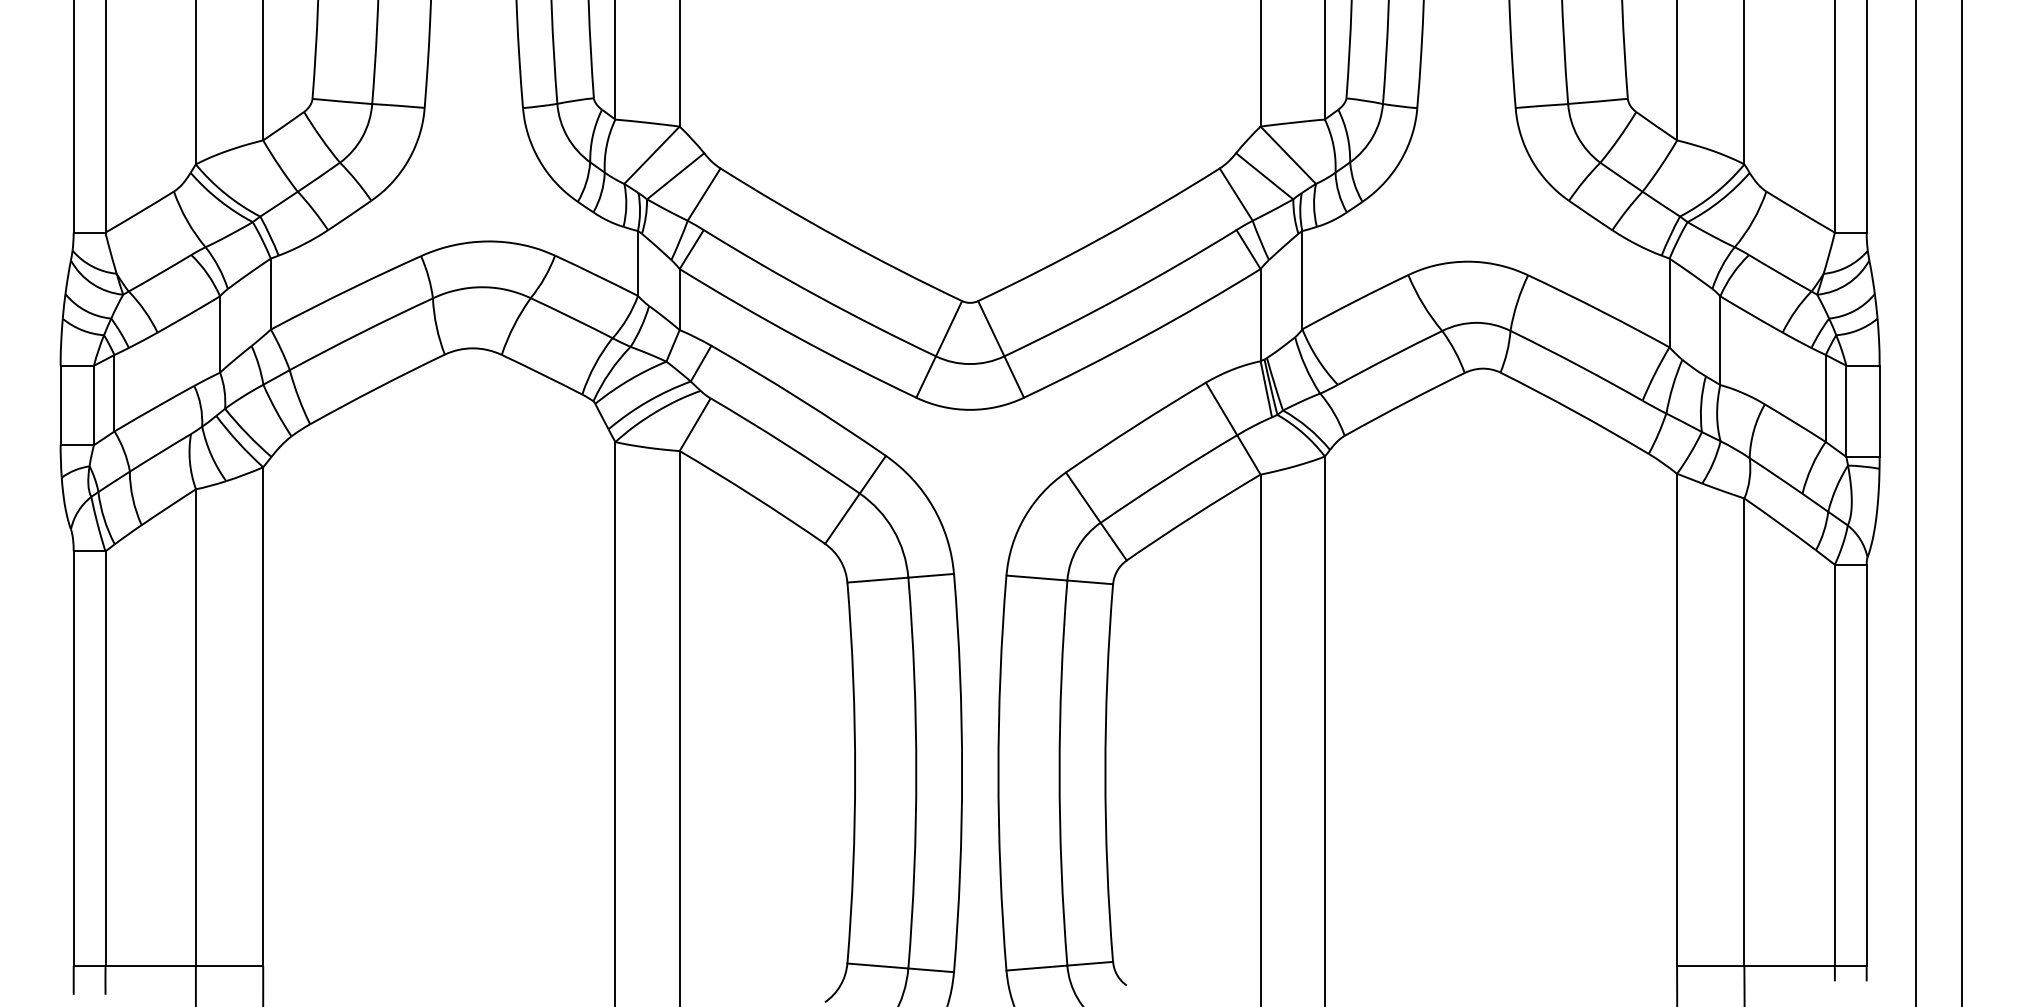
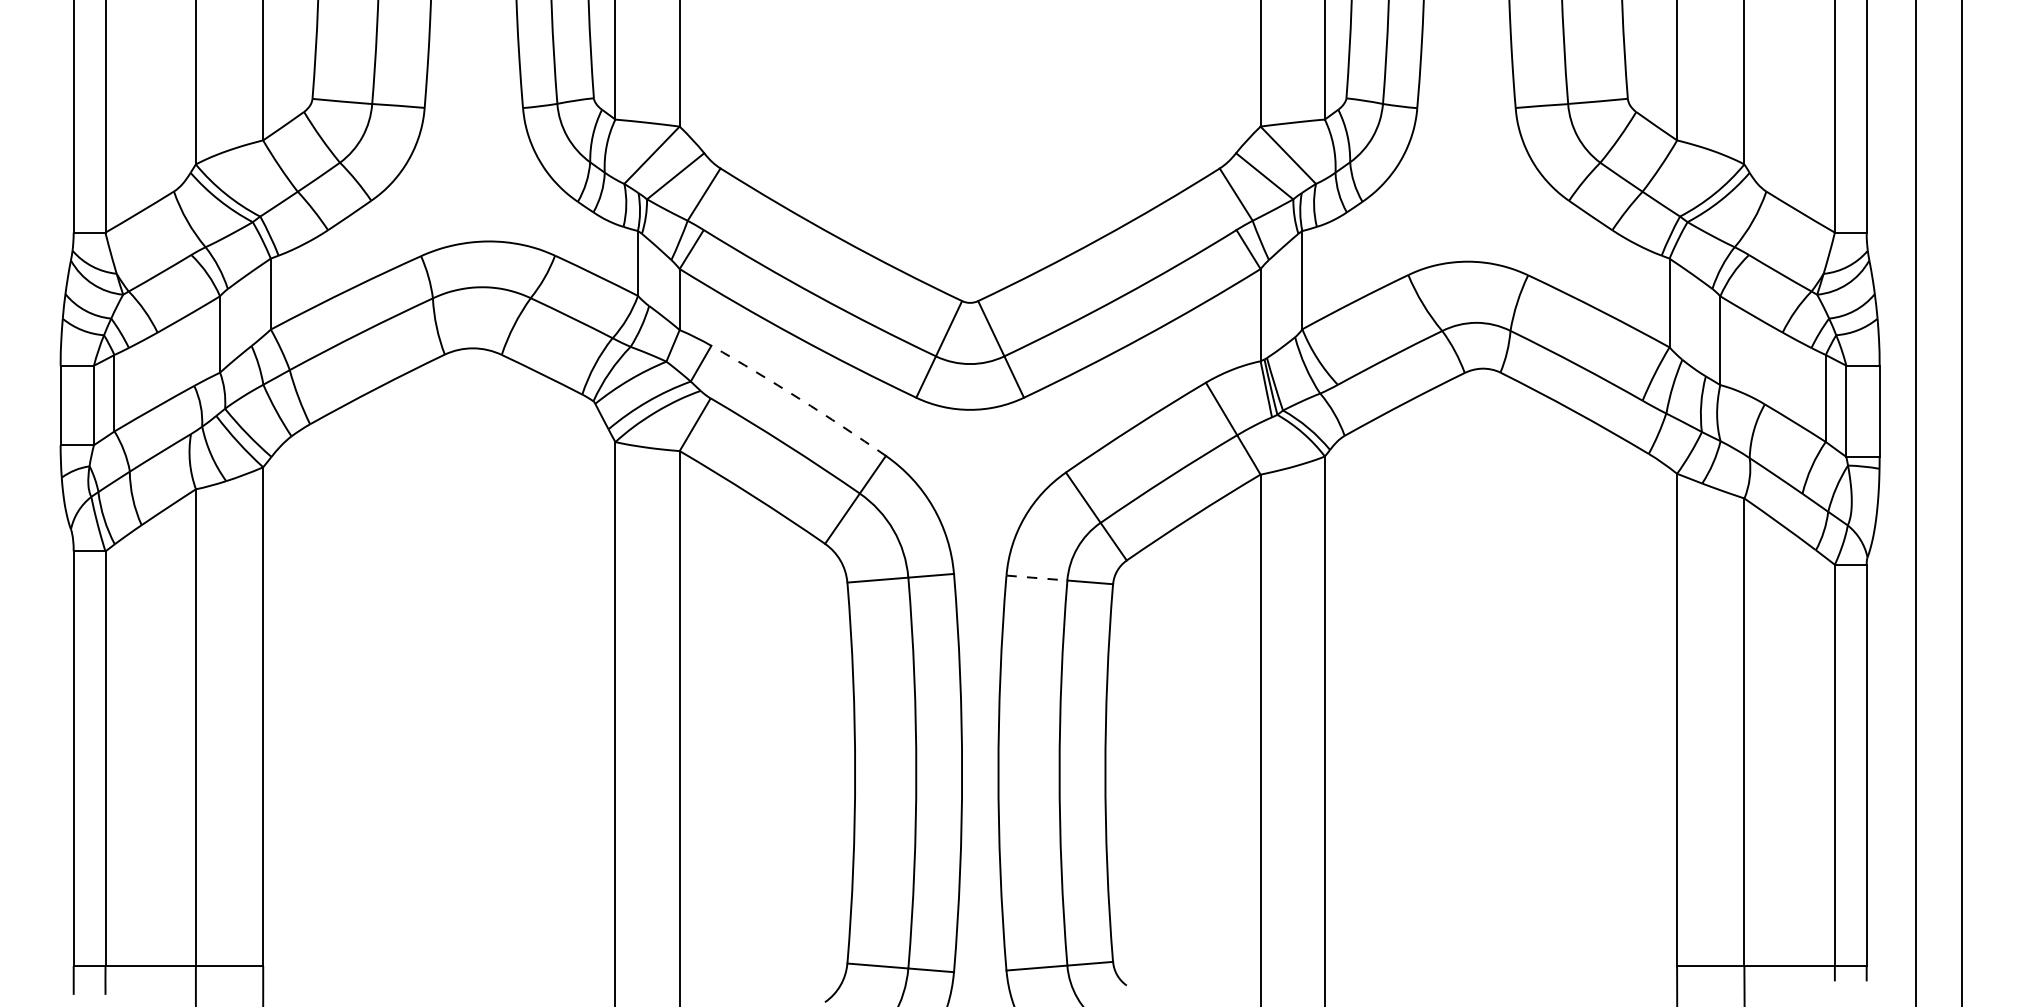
arc: solid -> dashed (799, 399)
line: solid -> dashed (1036, 578)
